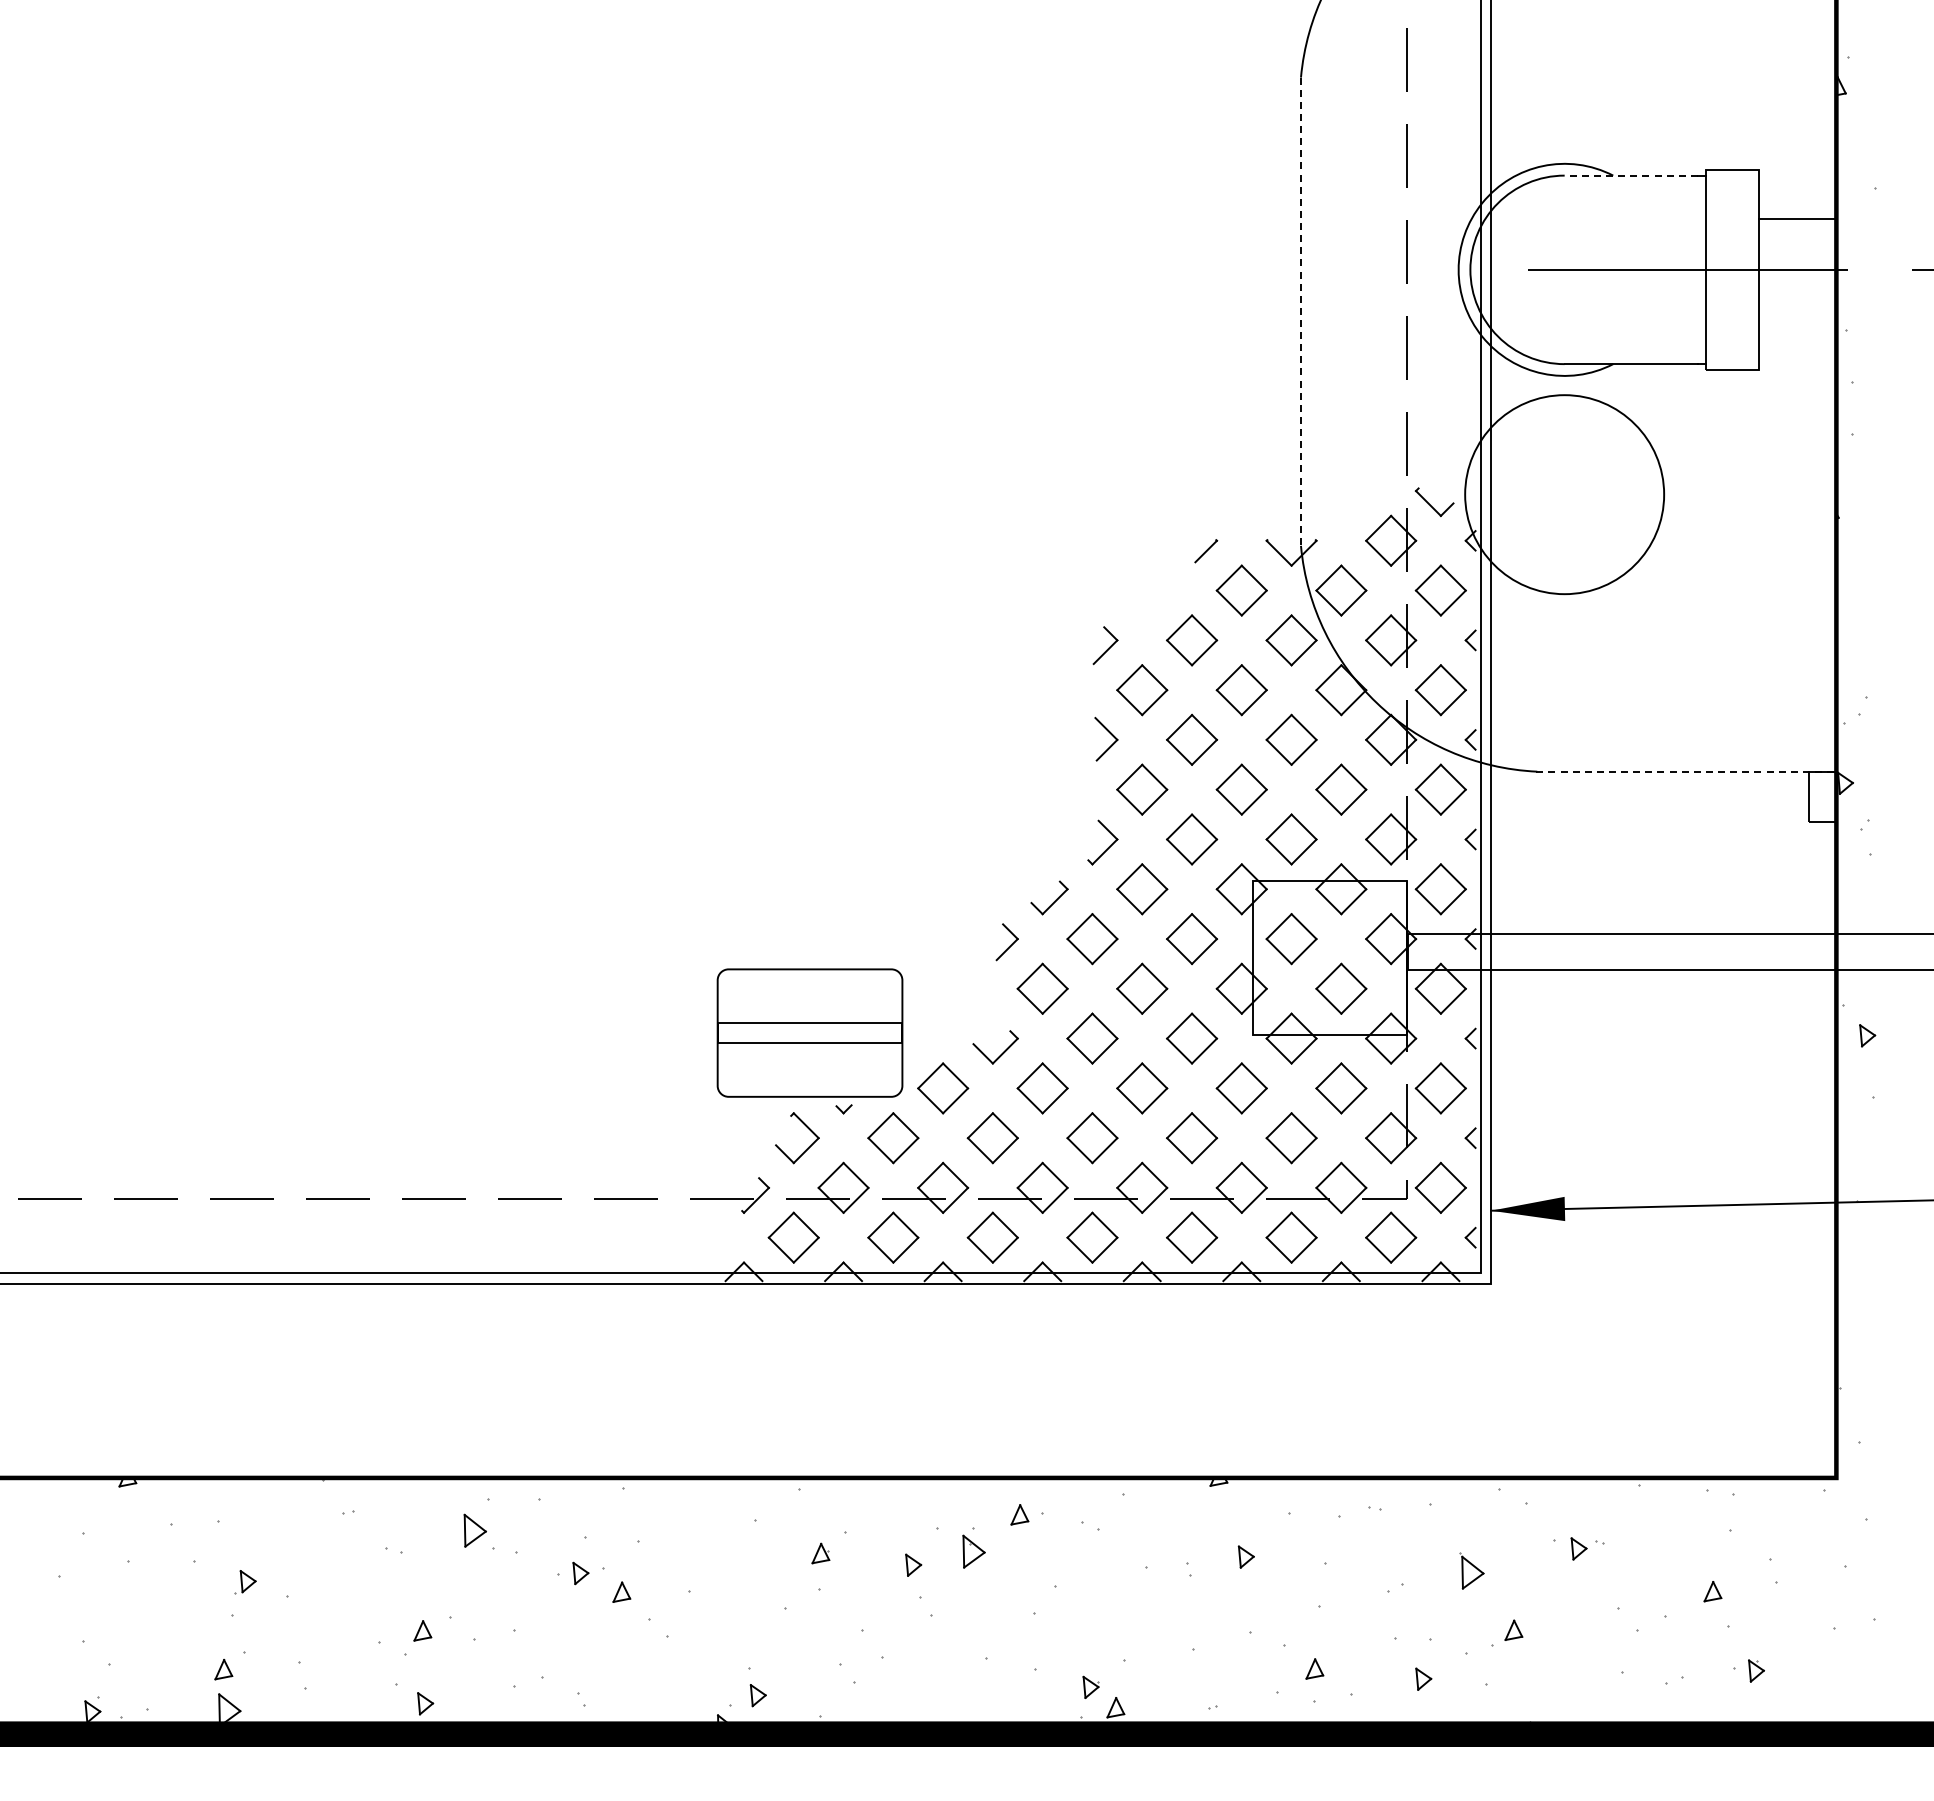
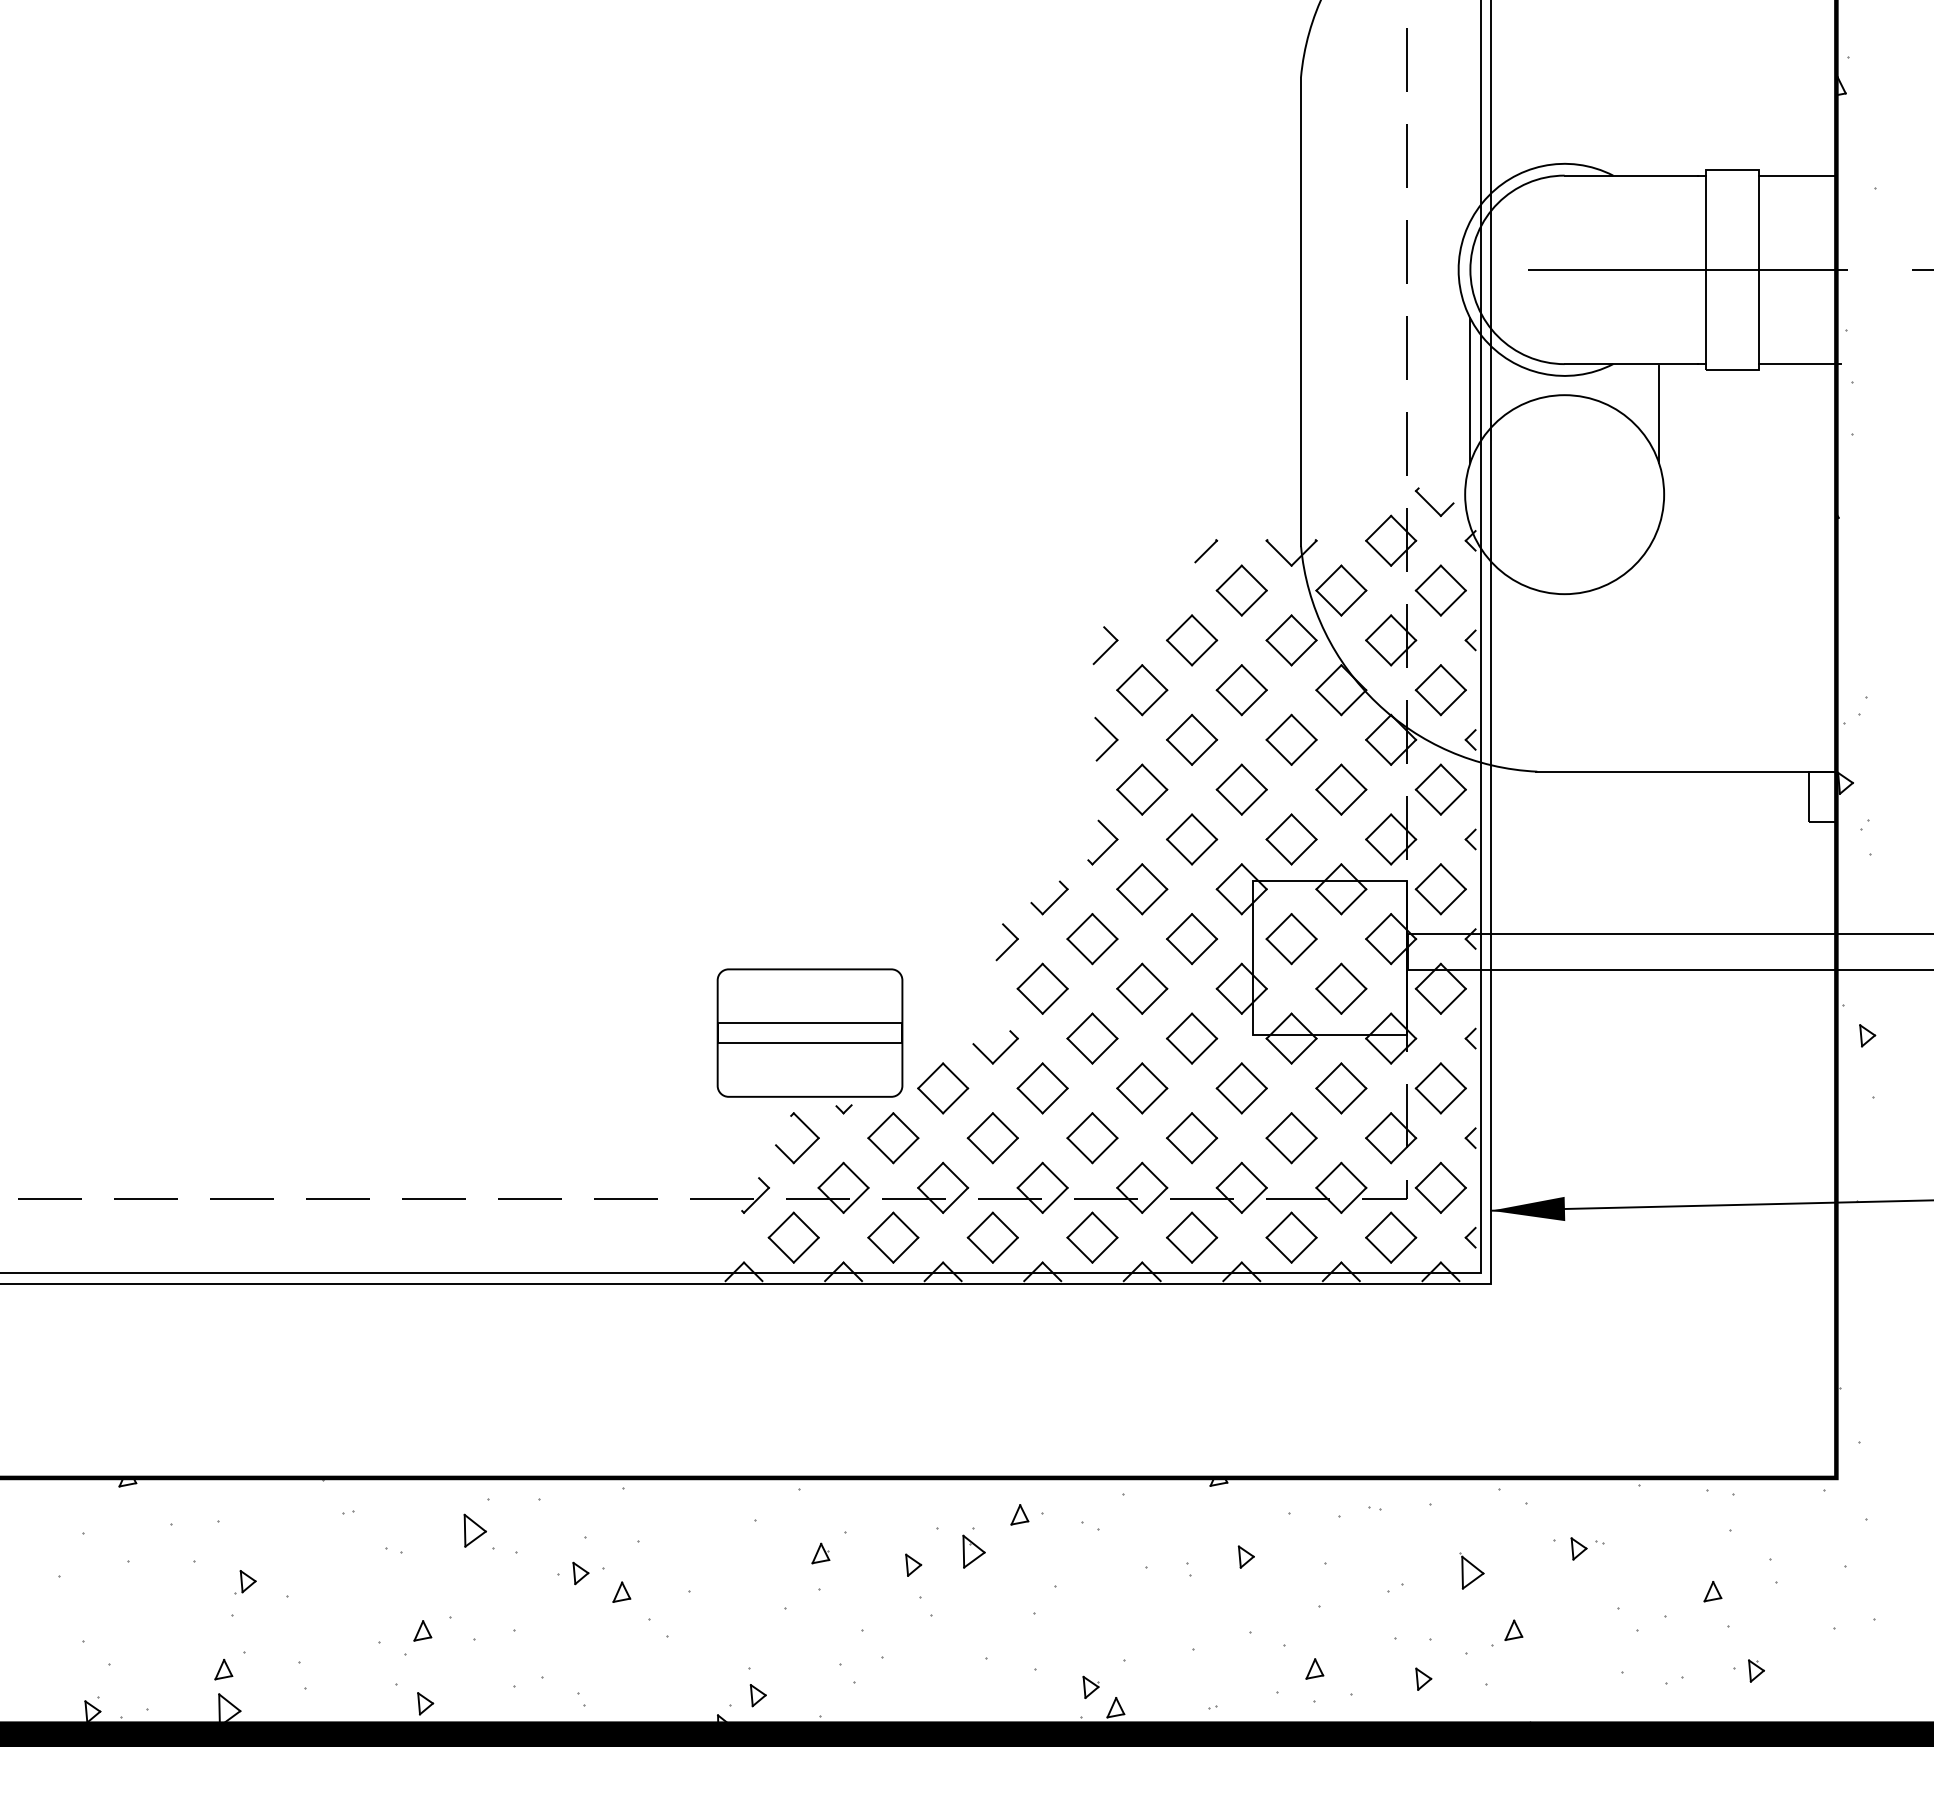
line: dashed -> solid (1631, 175)
line position: (1797, 218) -> (1797, 175) (1797, 175)
line: dashed -> solid (1300, 312)
line: none -> present (1800, 364)
line: none -> present (1470, 390)
line: none -> present (1658, 414)
line: dashed -> solid (1686, 771)
